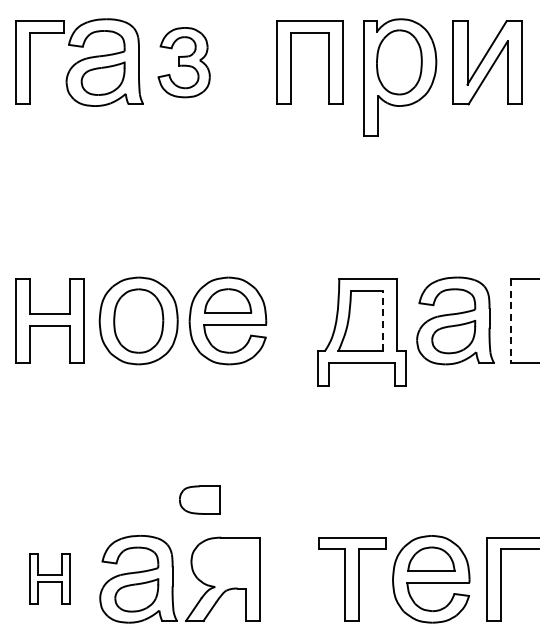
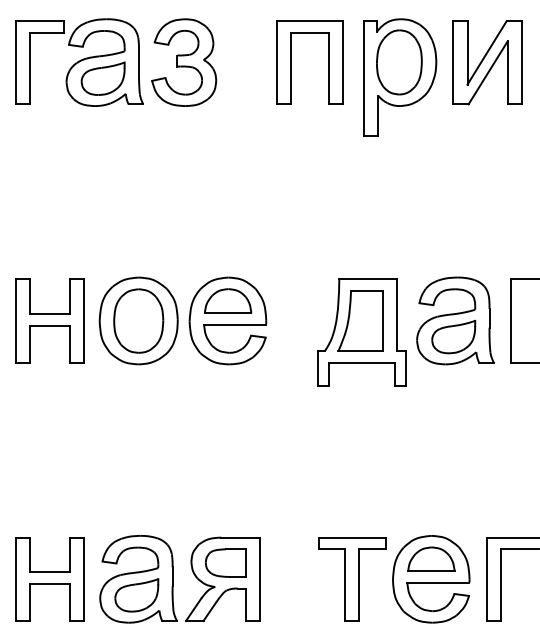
part size: 54x72 px -> 67x89 px (184, 62)
line: dashed -> solid (383, 320)
line: dashed -> solid (511, 321)
part position: (199, 499) -> (225, 562) (225, 562)
part size: 42x52 px -> 70x85 px (49, 579)
